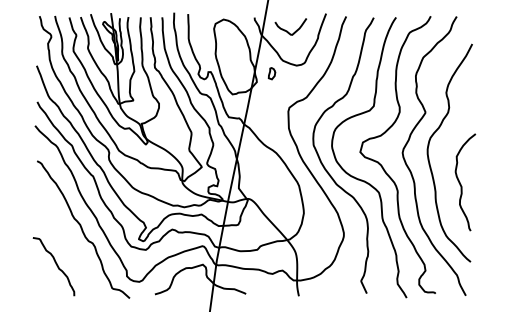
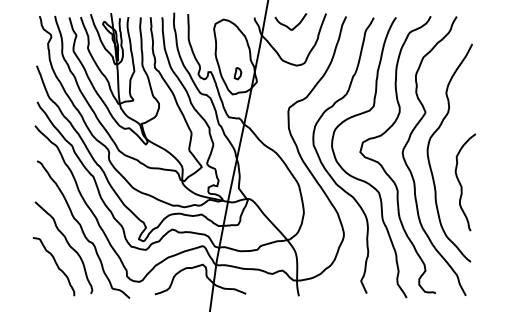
curve position: (287, 30) -> (287, 25) (287, 25)
part position: (271, 73) -> (237, 73) (237, 73)
curve: none -> present (67, 244)
